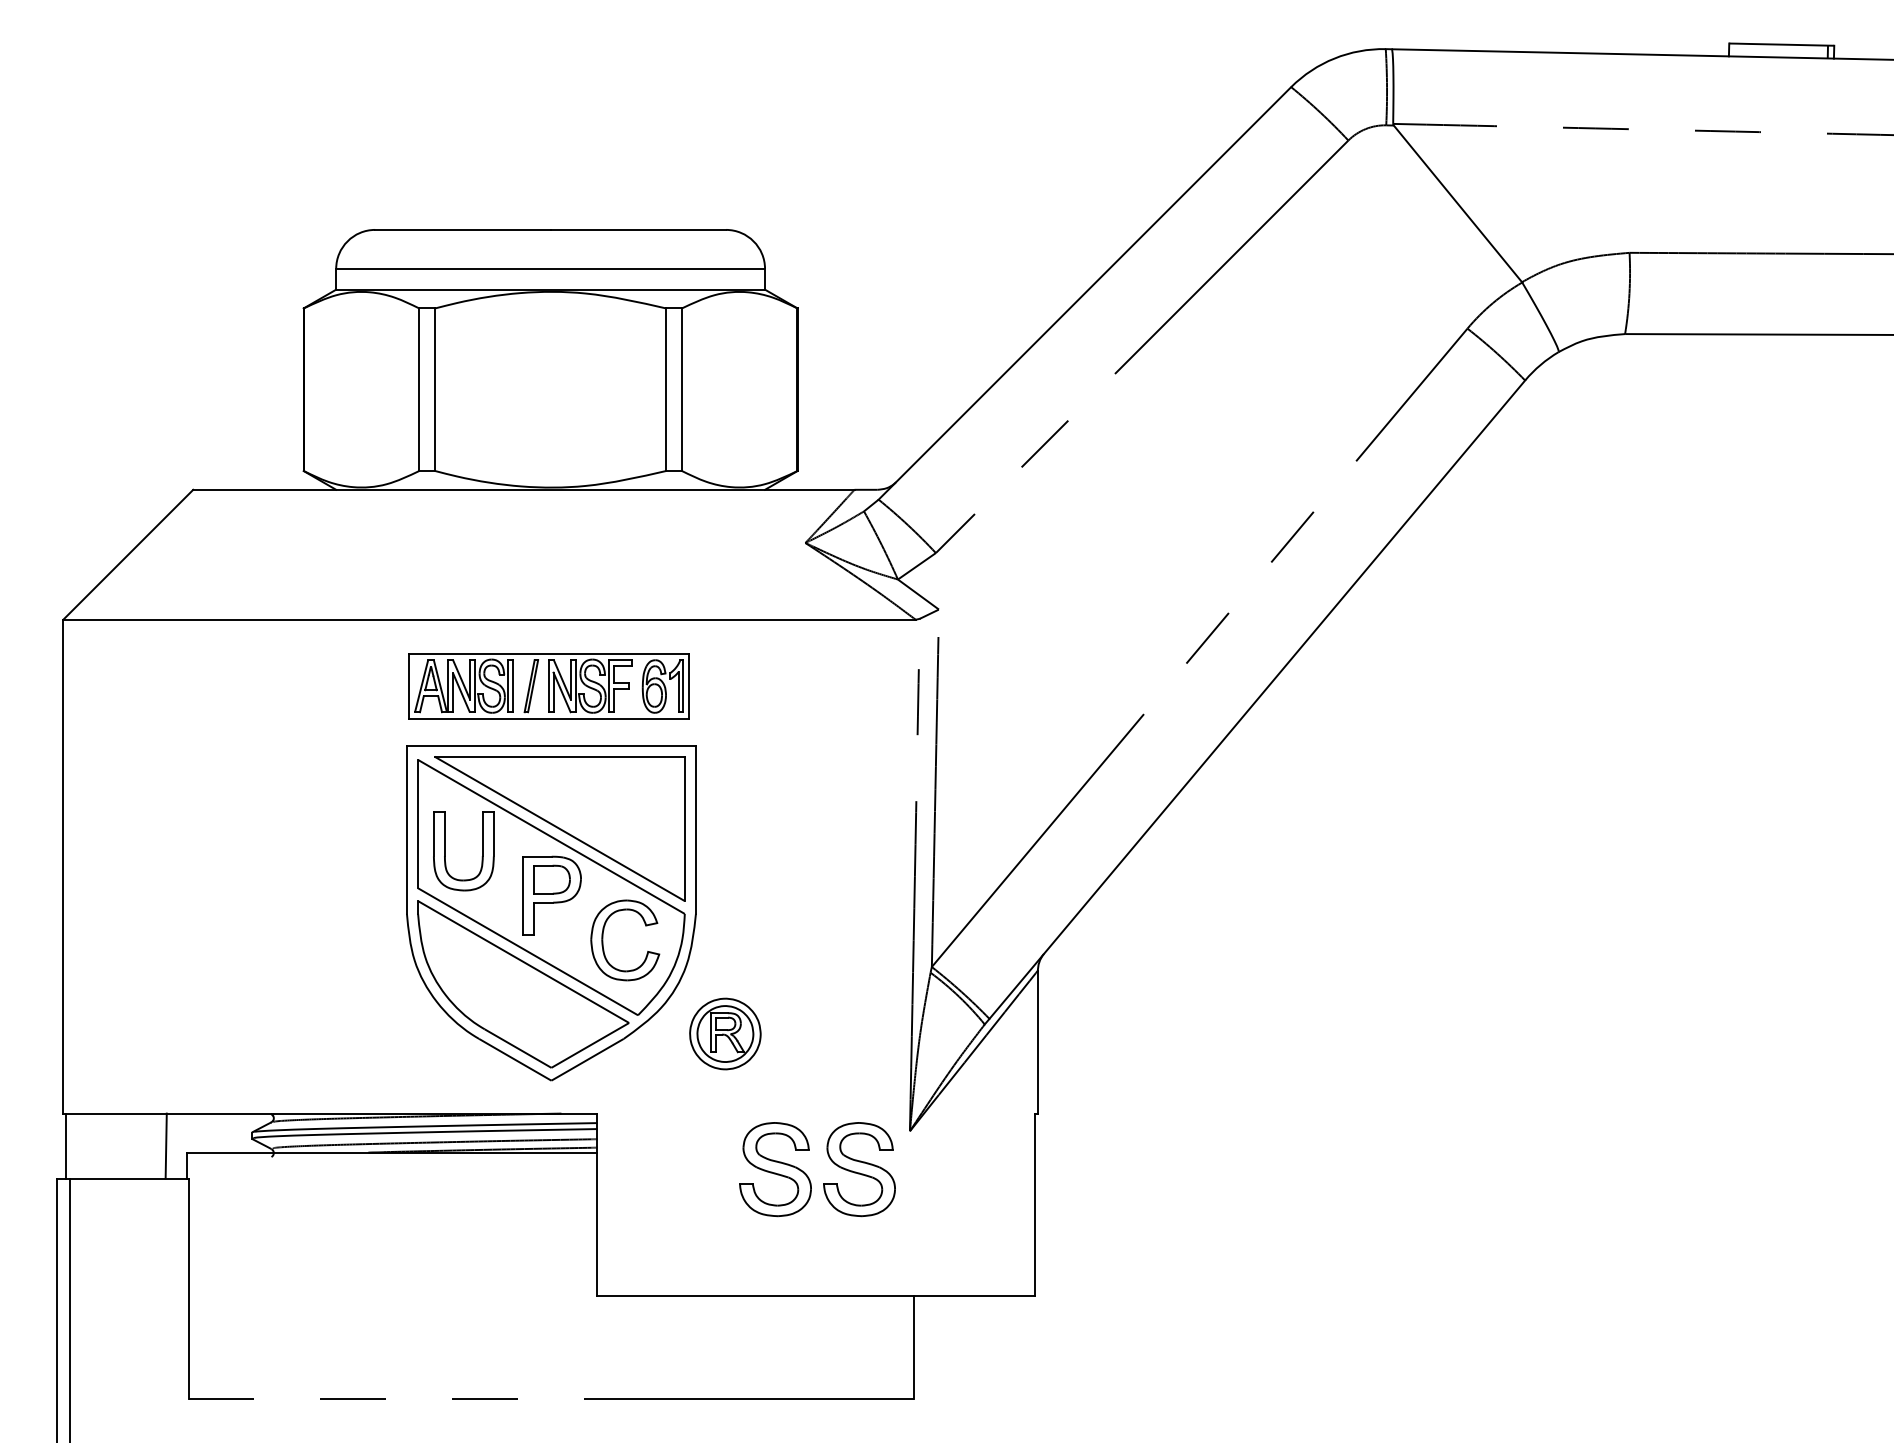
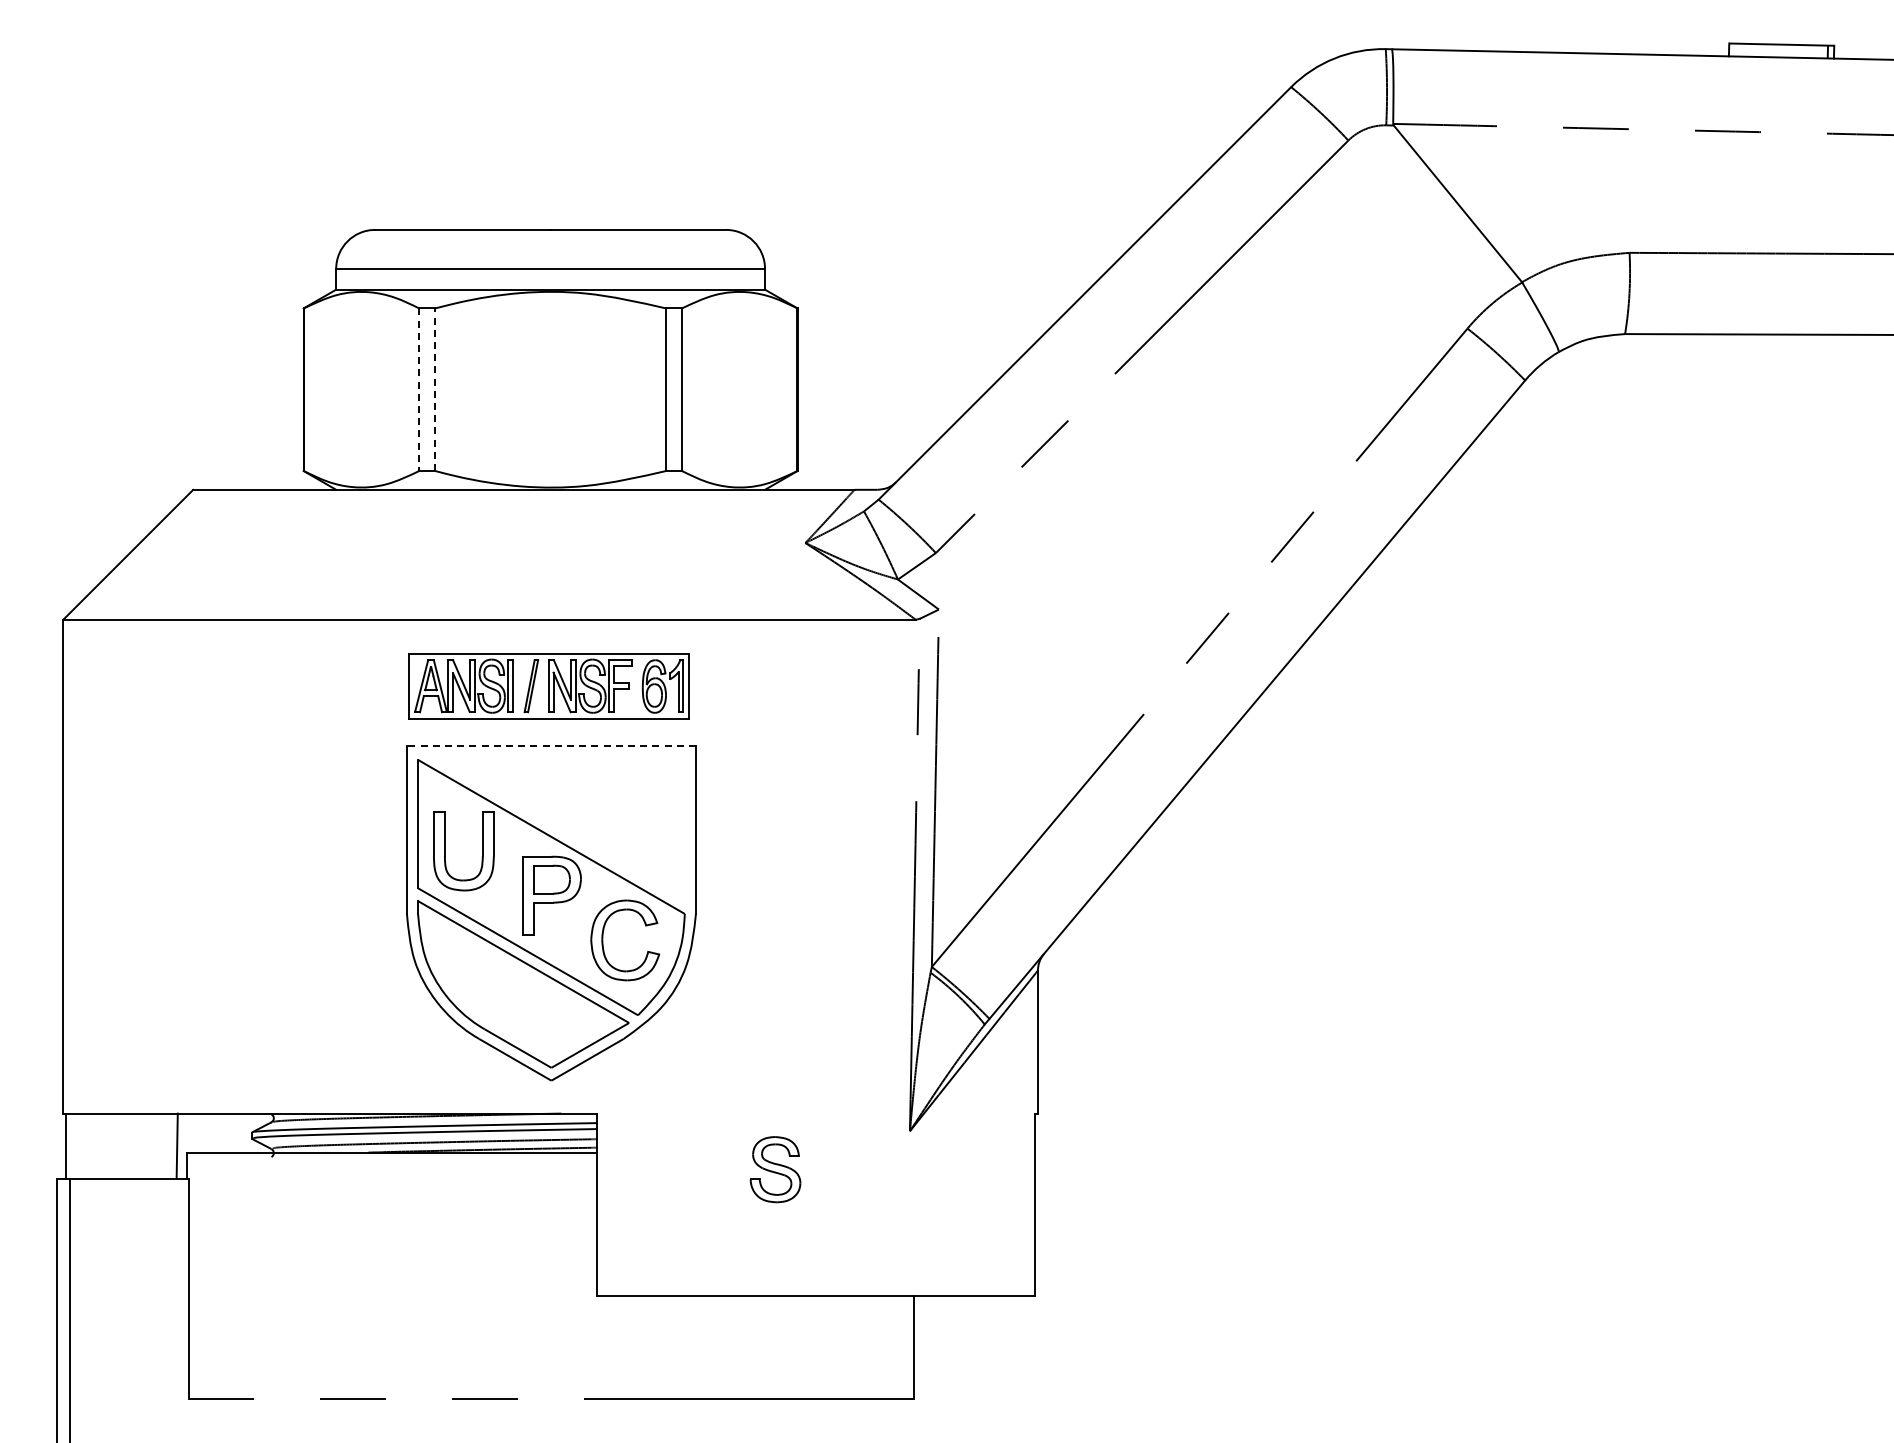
line: solid -> dashed (435, 389)
line: solid -> dashed (419, 390)
line: solid -> dashed (551, 745)
part: present -> none (559, 828)
part: present -> none (725, 1033)
line position: (165, 1145) -> (176, 1145) (176, 1145)
part size: 73x96 px -> 53x68 px (775, 1169)
part: present -> none (859, 1169)
